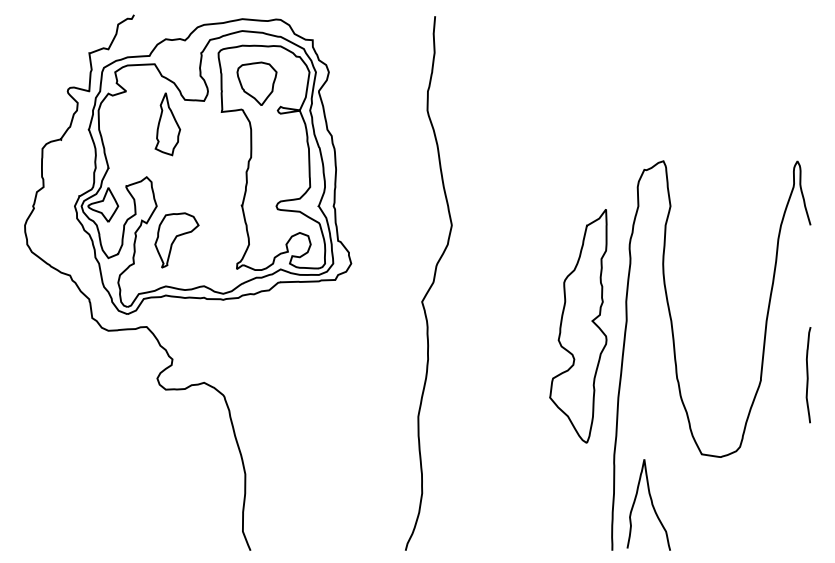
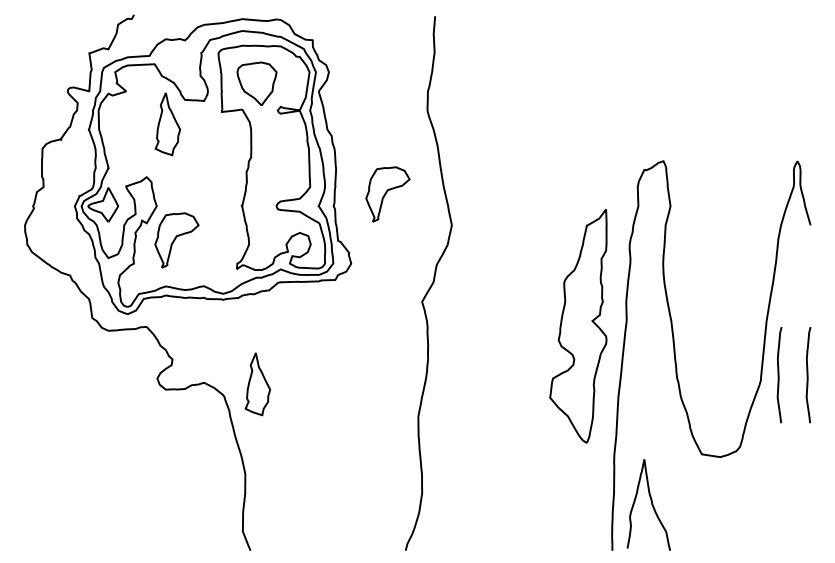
part: none -> present (387, 194)
curve: none -> present (779, 375)
part: none -> present (257, 384)
